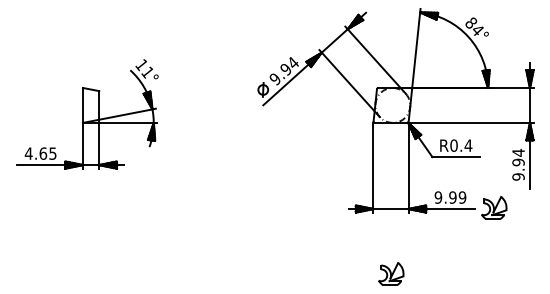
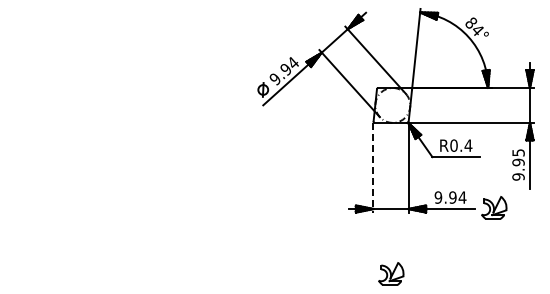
part: present -> none (87, 114)
text: 9.94 -> 9.95 (518, 152)
line: solid -> dashed (373, 167)
text: 9.99 -> 9.94 (462, 197)
